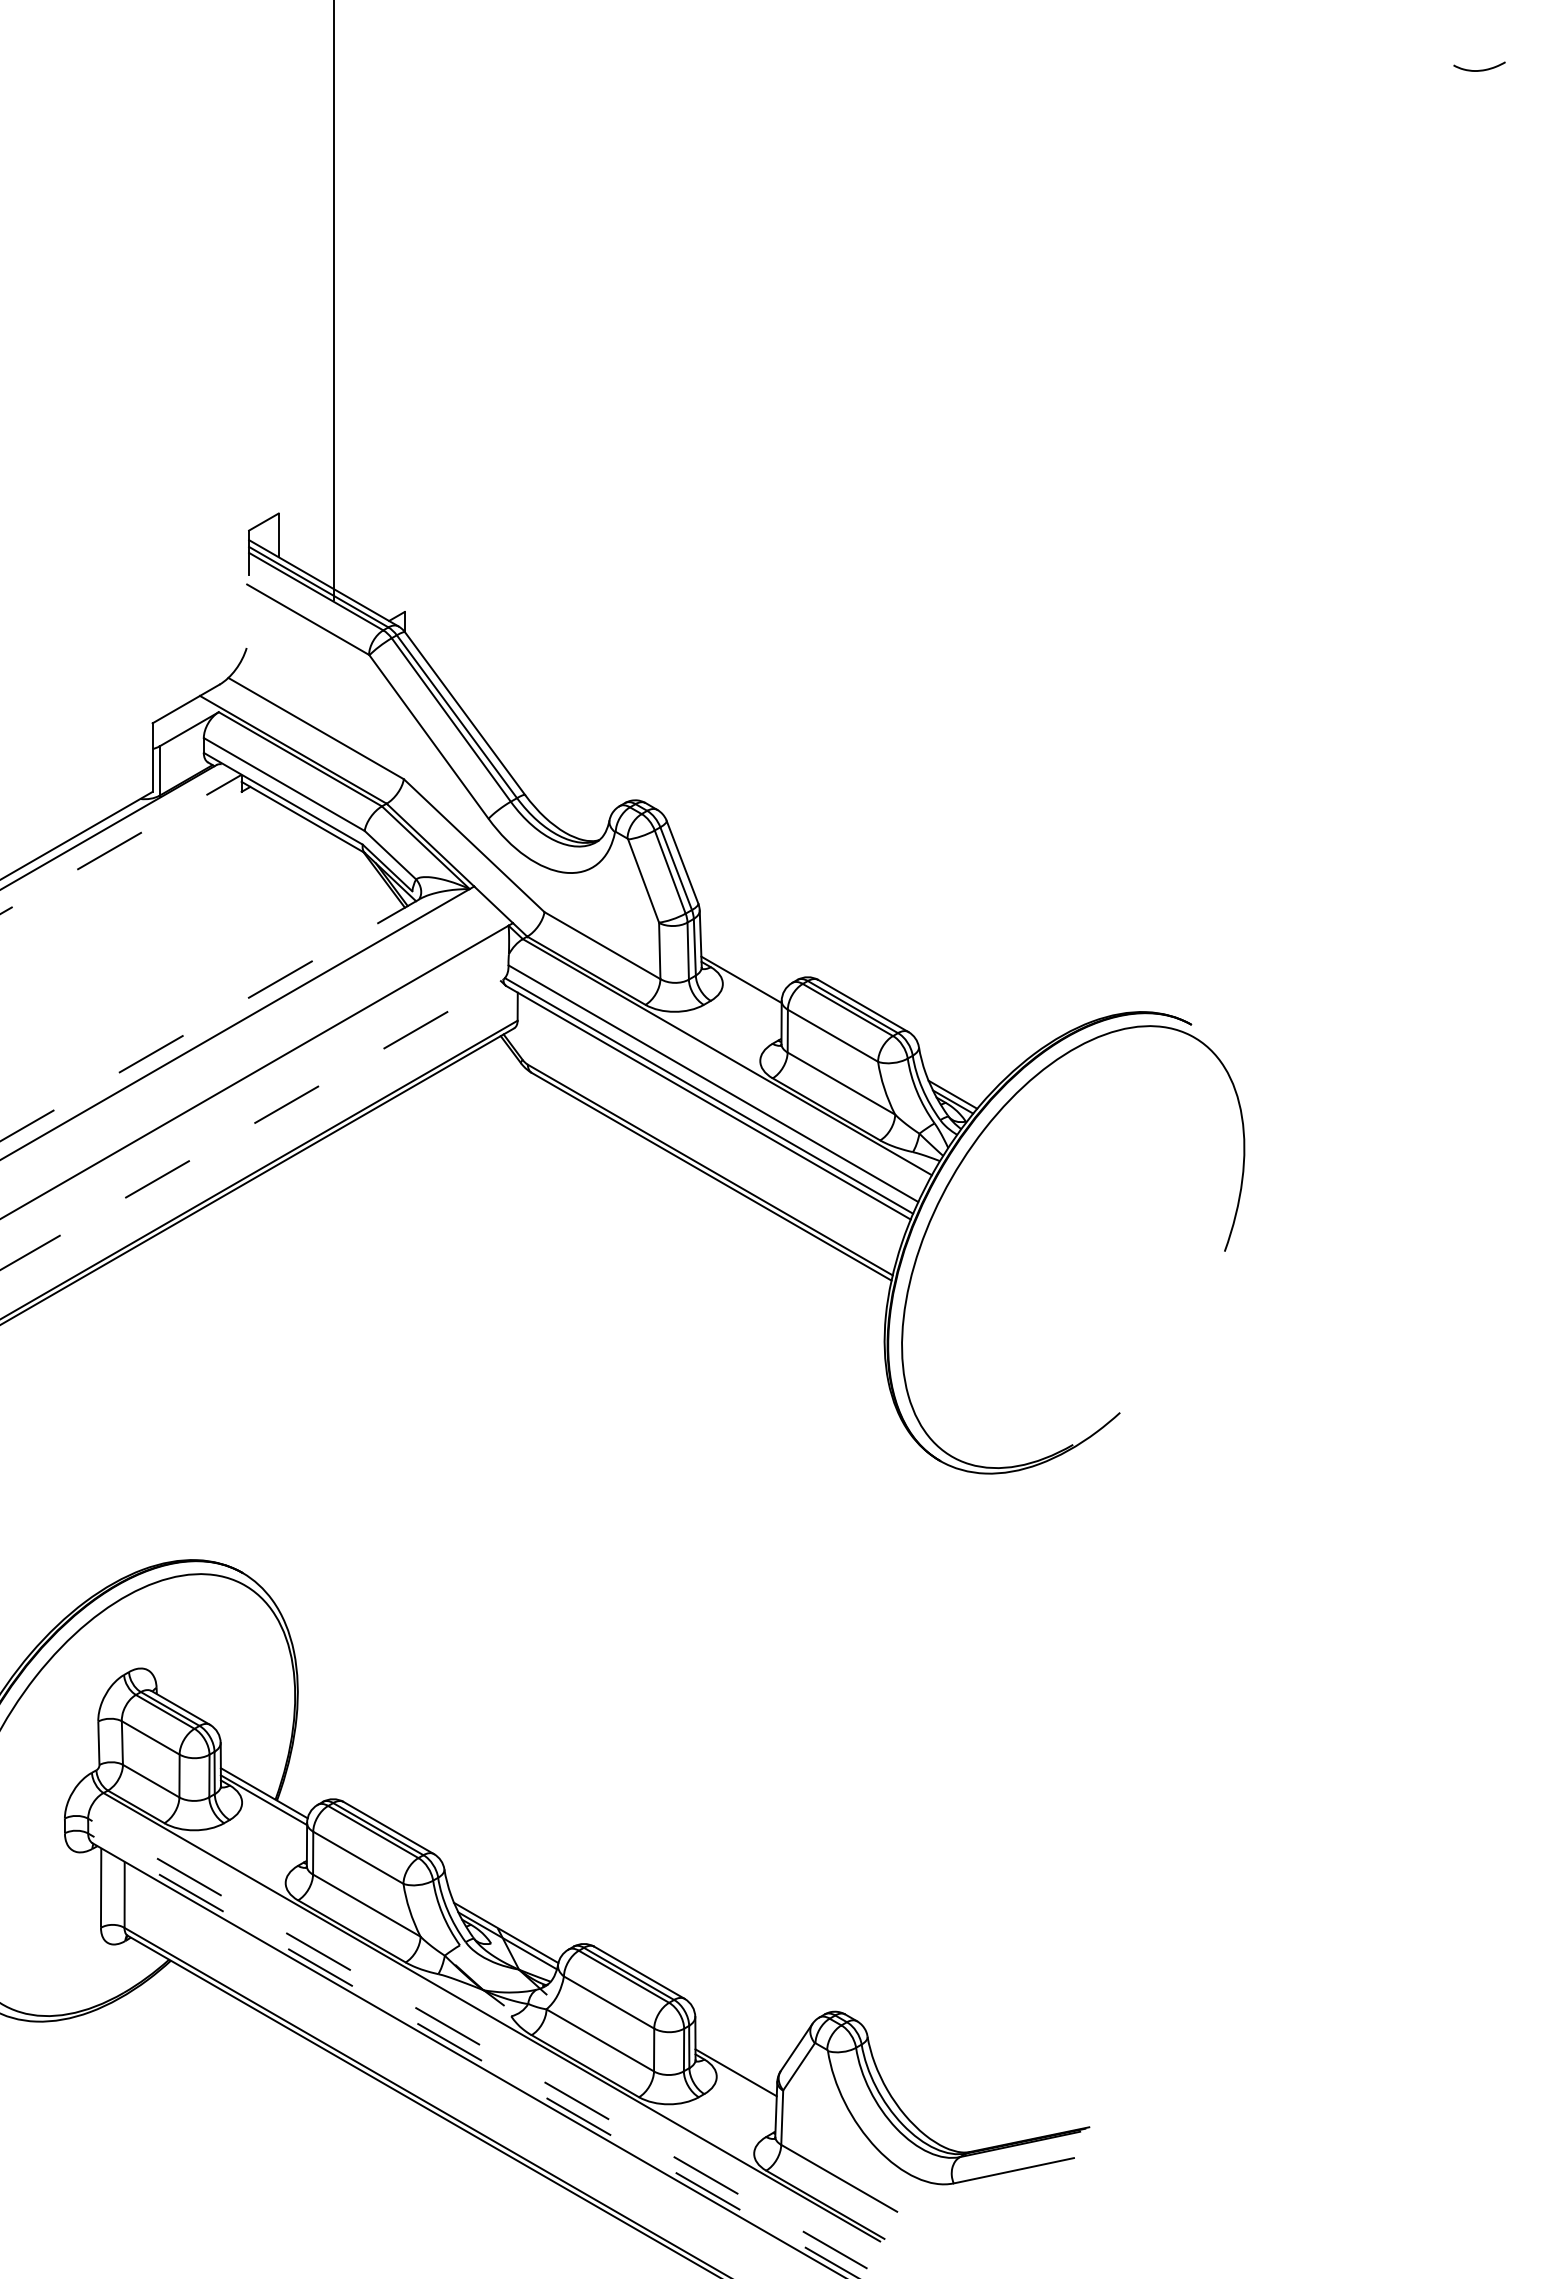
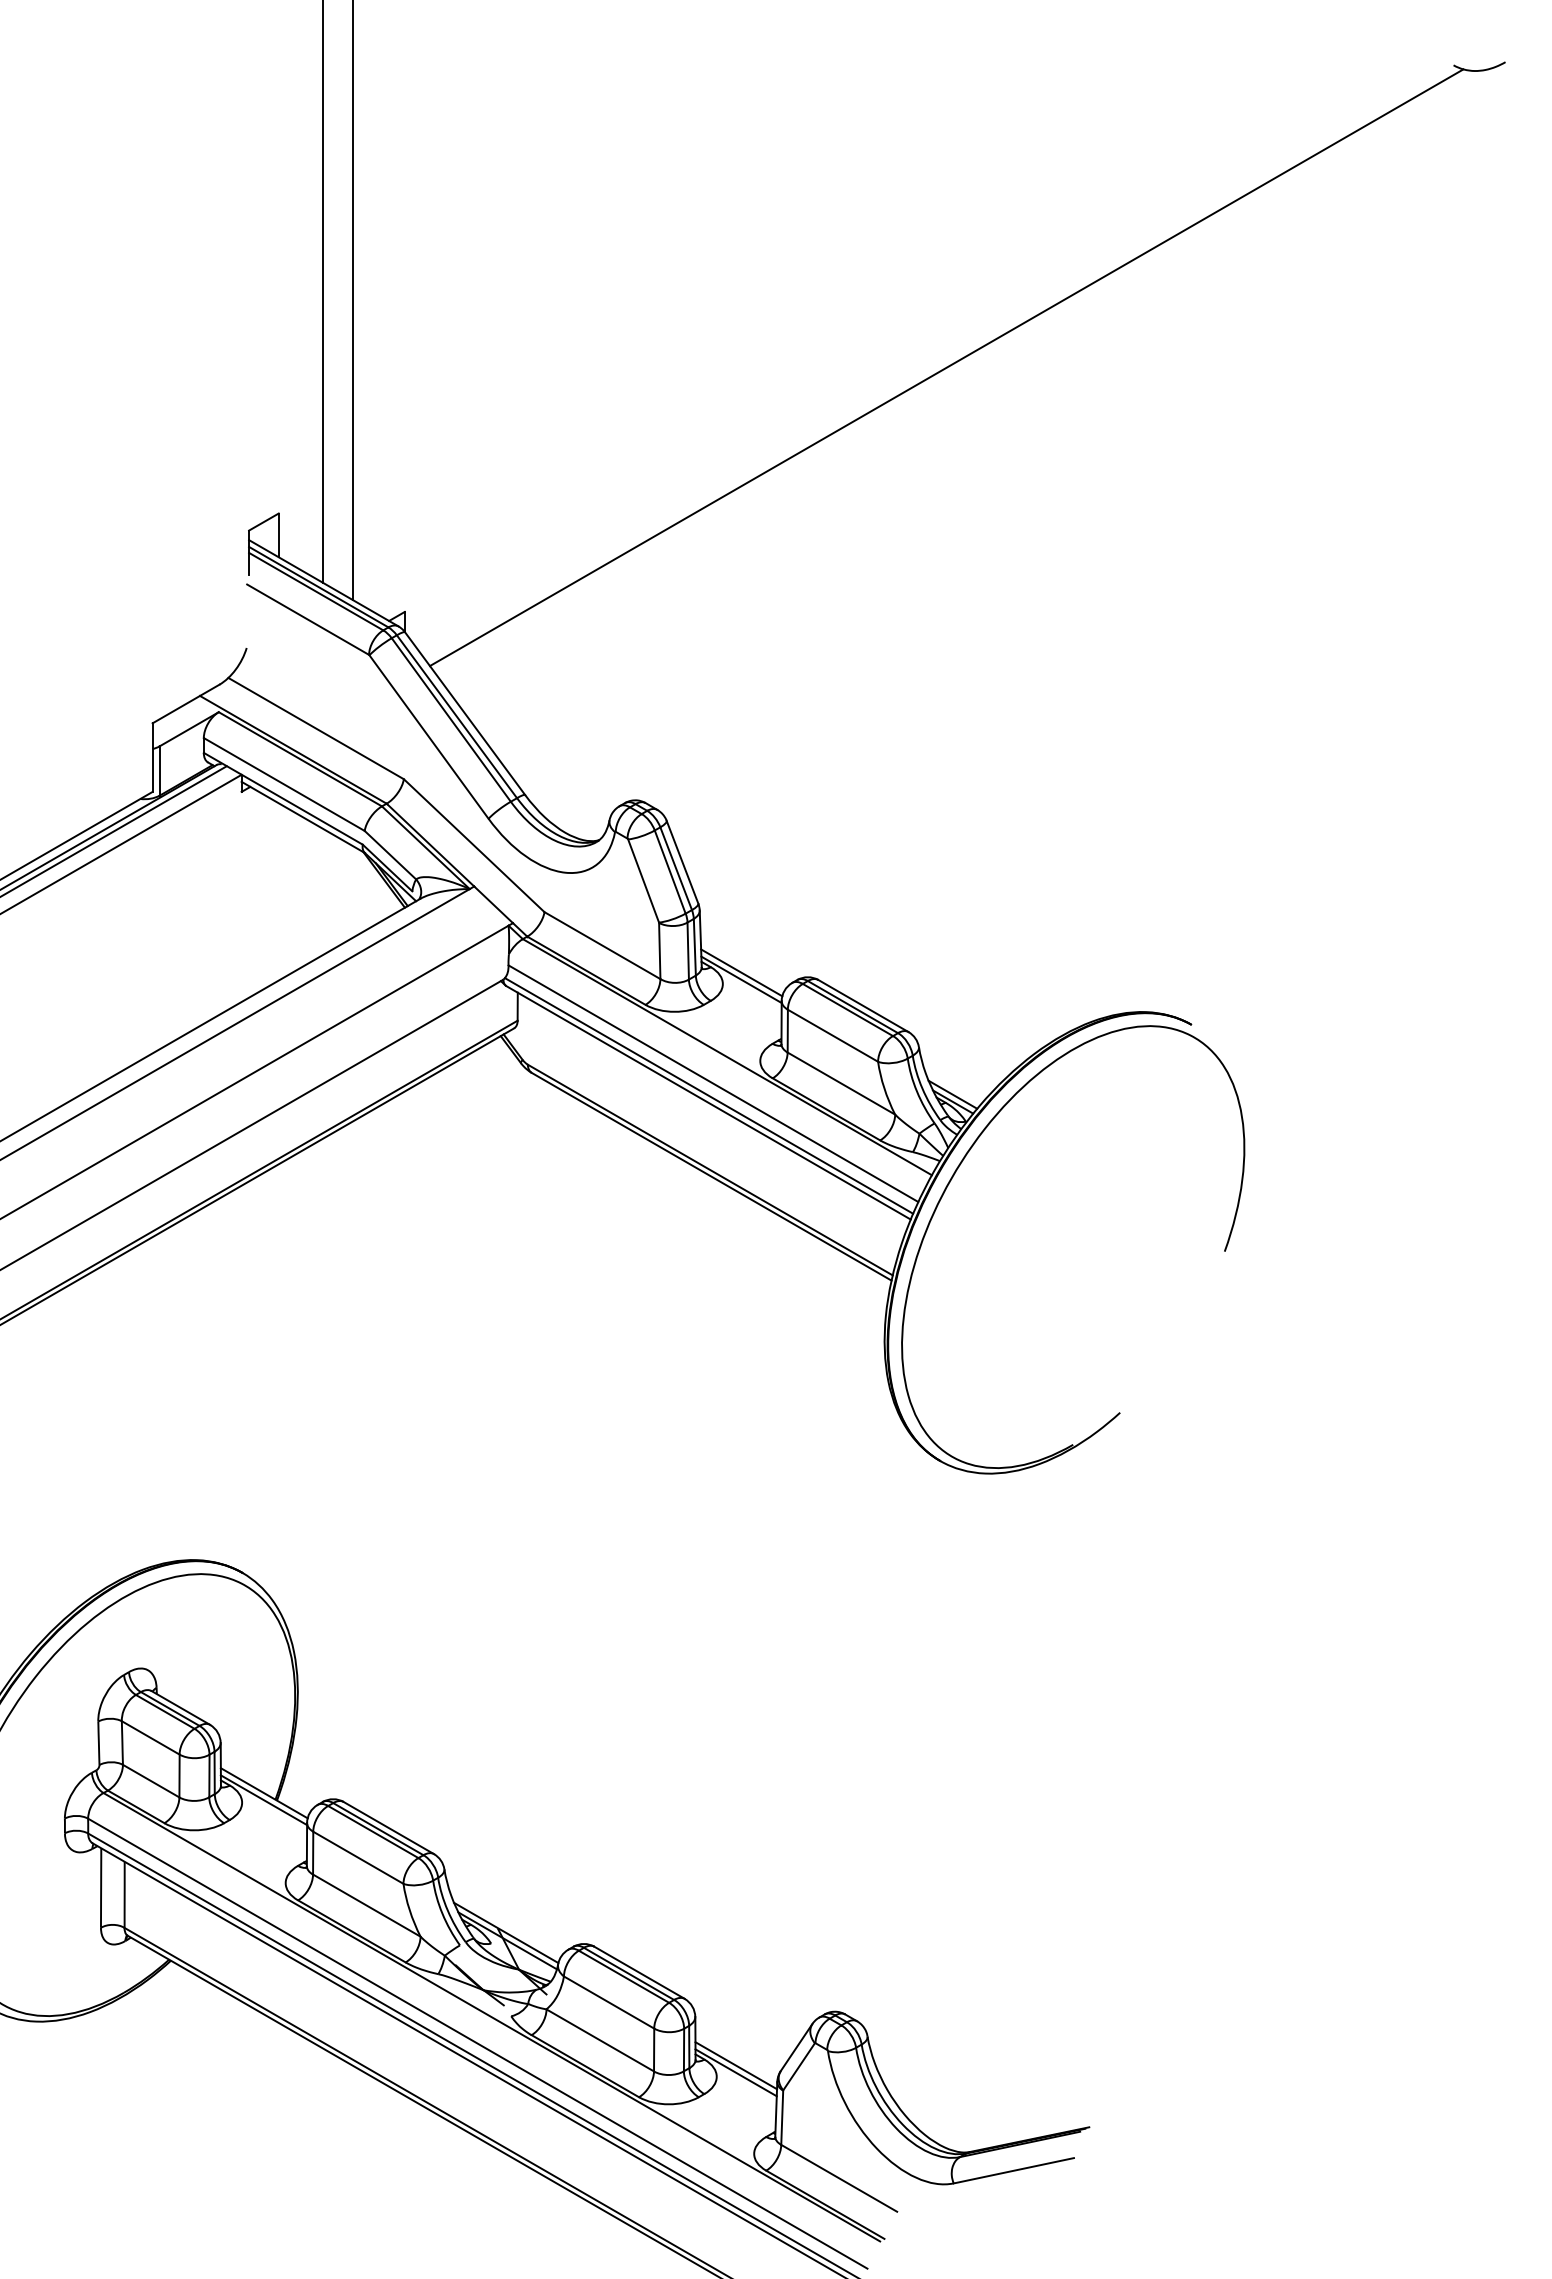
line: none -> present (323, 292)
line position: (333, 301) -> (352, 301) (352, 301)
line: none -> present (946, 367)
line: none -> present (114, 830)
line: dashed -> solid (121, 844)
line: none -> present (741, 972)
line: dashed -> solid (210, 1019)
line: dashed -> solid (251, 1124)
line: dashed -> solid (477, 2043)
line: dashed -> solid (473, 2055)
line: none -> present (736, 2065)
